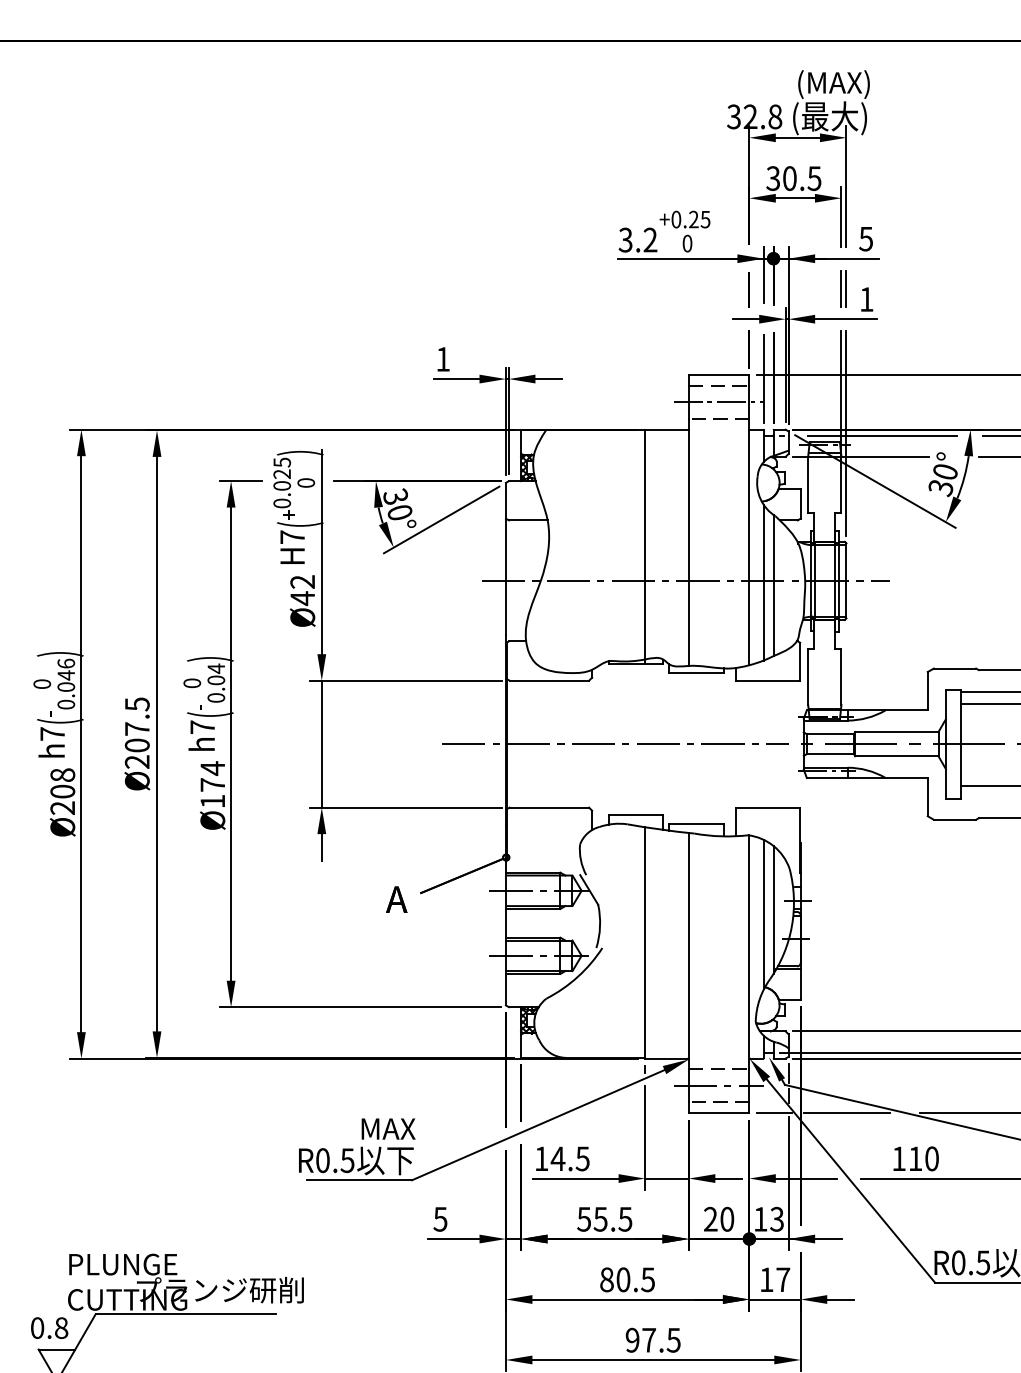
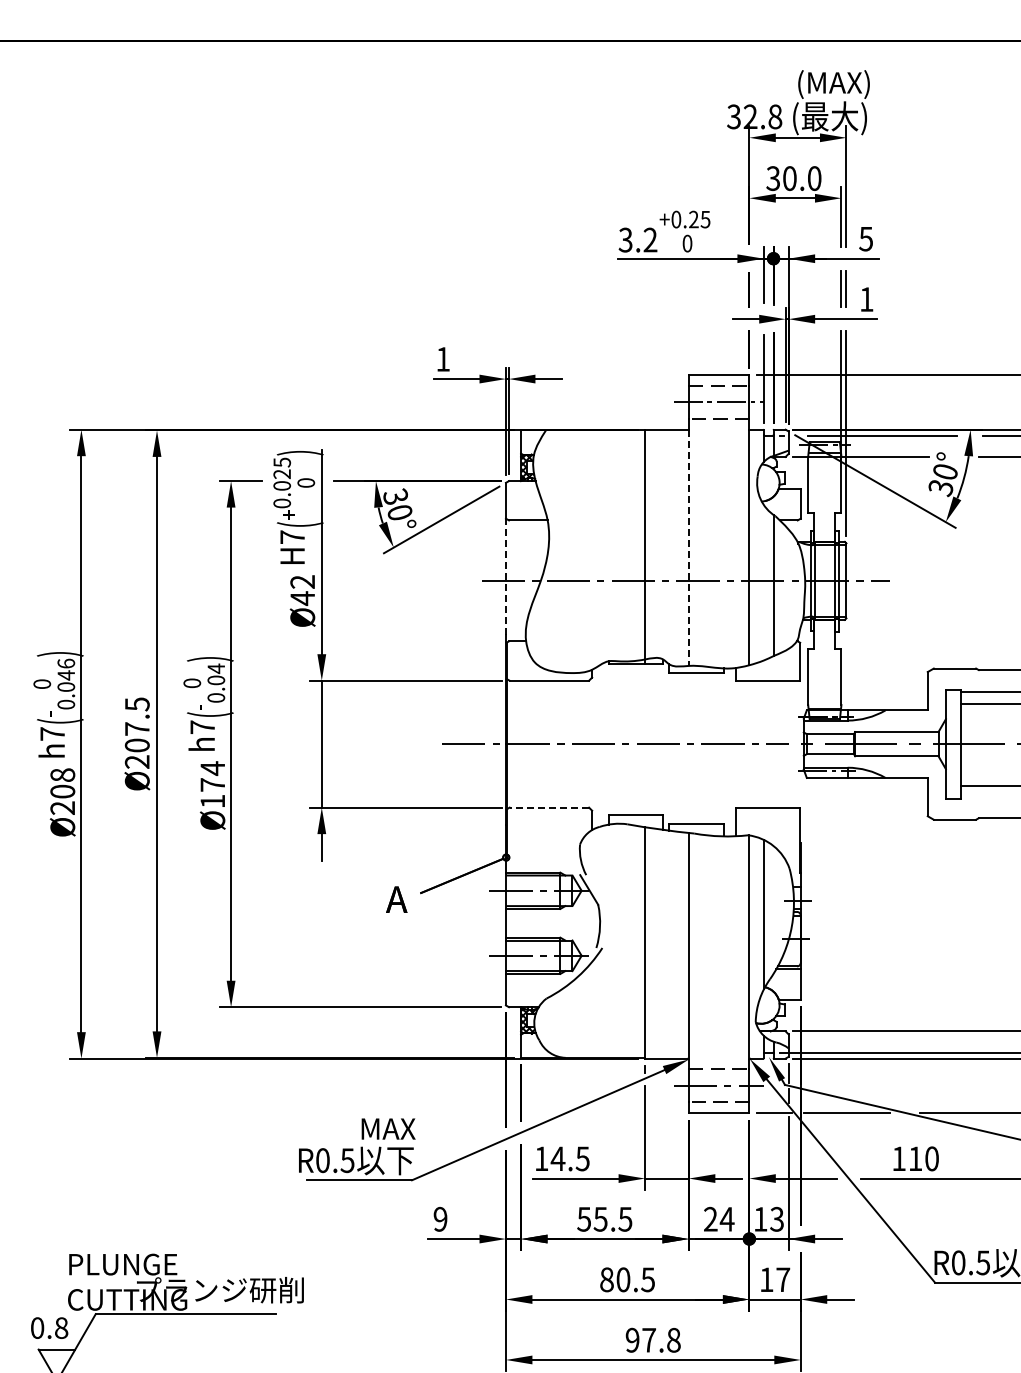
text: 30.5 -> 30.0 (814, 178)
line: solid -> dashed (688, 548)
line: solid -> dashed (505, 576)
line: present -> none (763, 582)
line: solid -> dashed (549, 807)
line: present -> none (773, 909)
text: 5 -> 9 (440, 1218)
text: 20 -> 24 (726, 1218)
text: 97.5 -> 97.8 (673, 1339)
